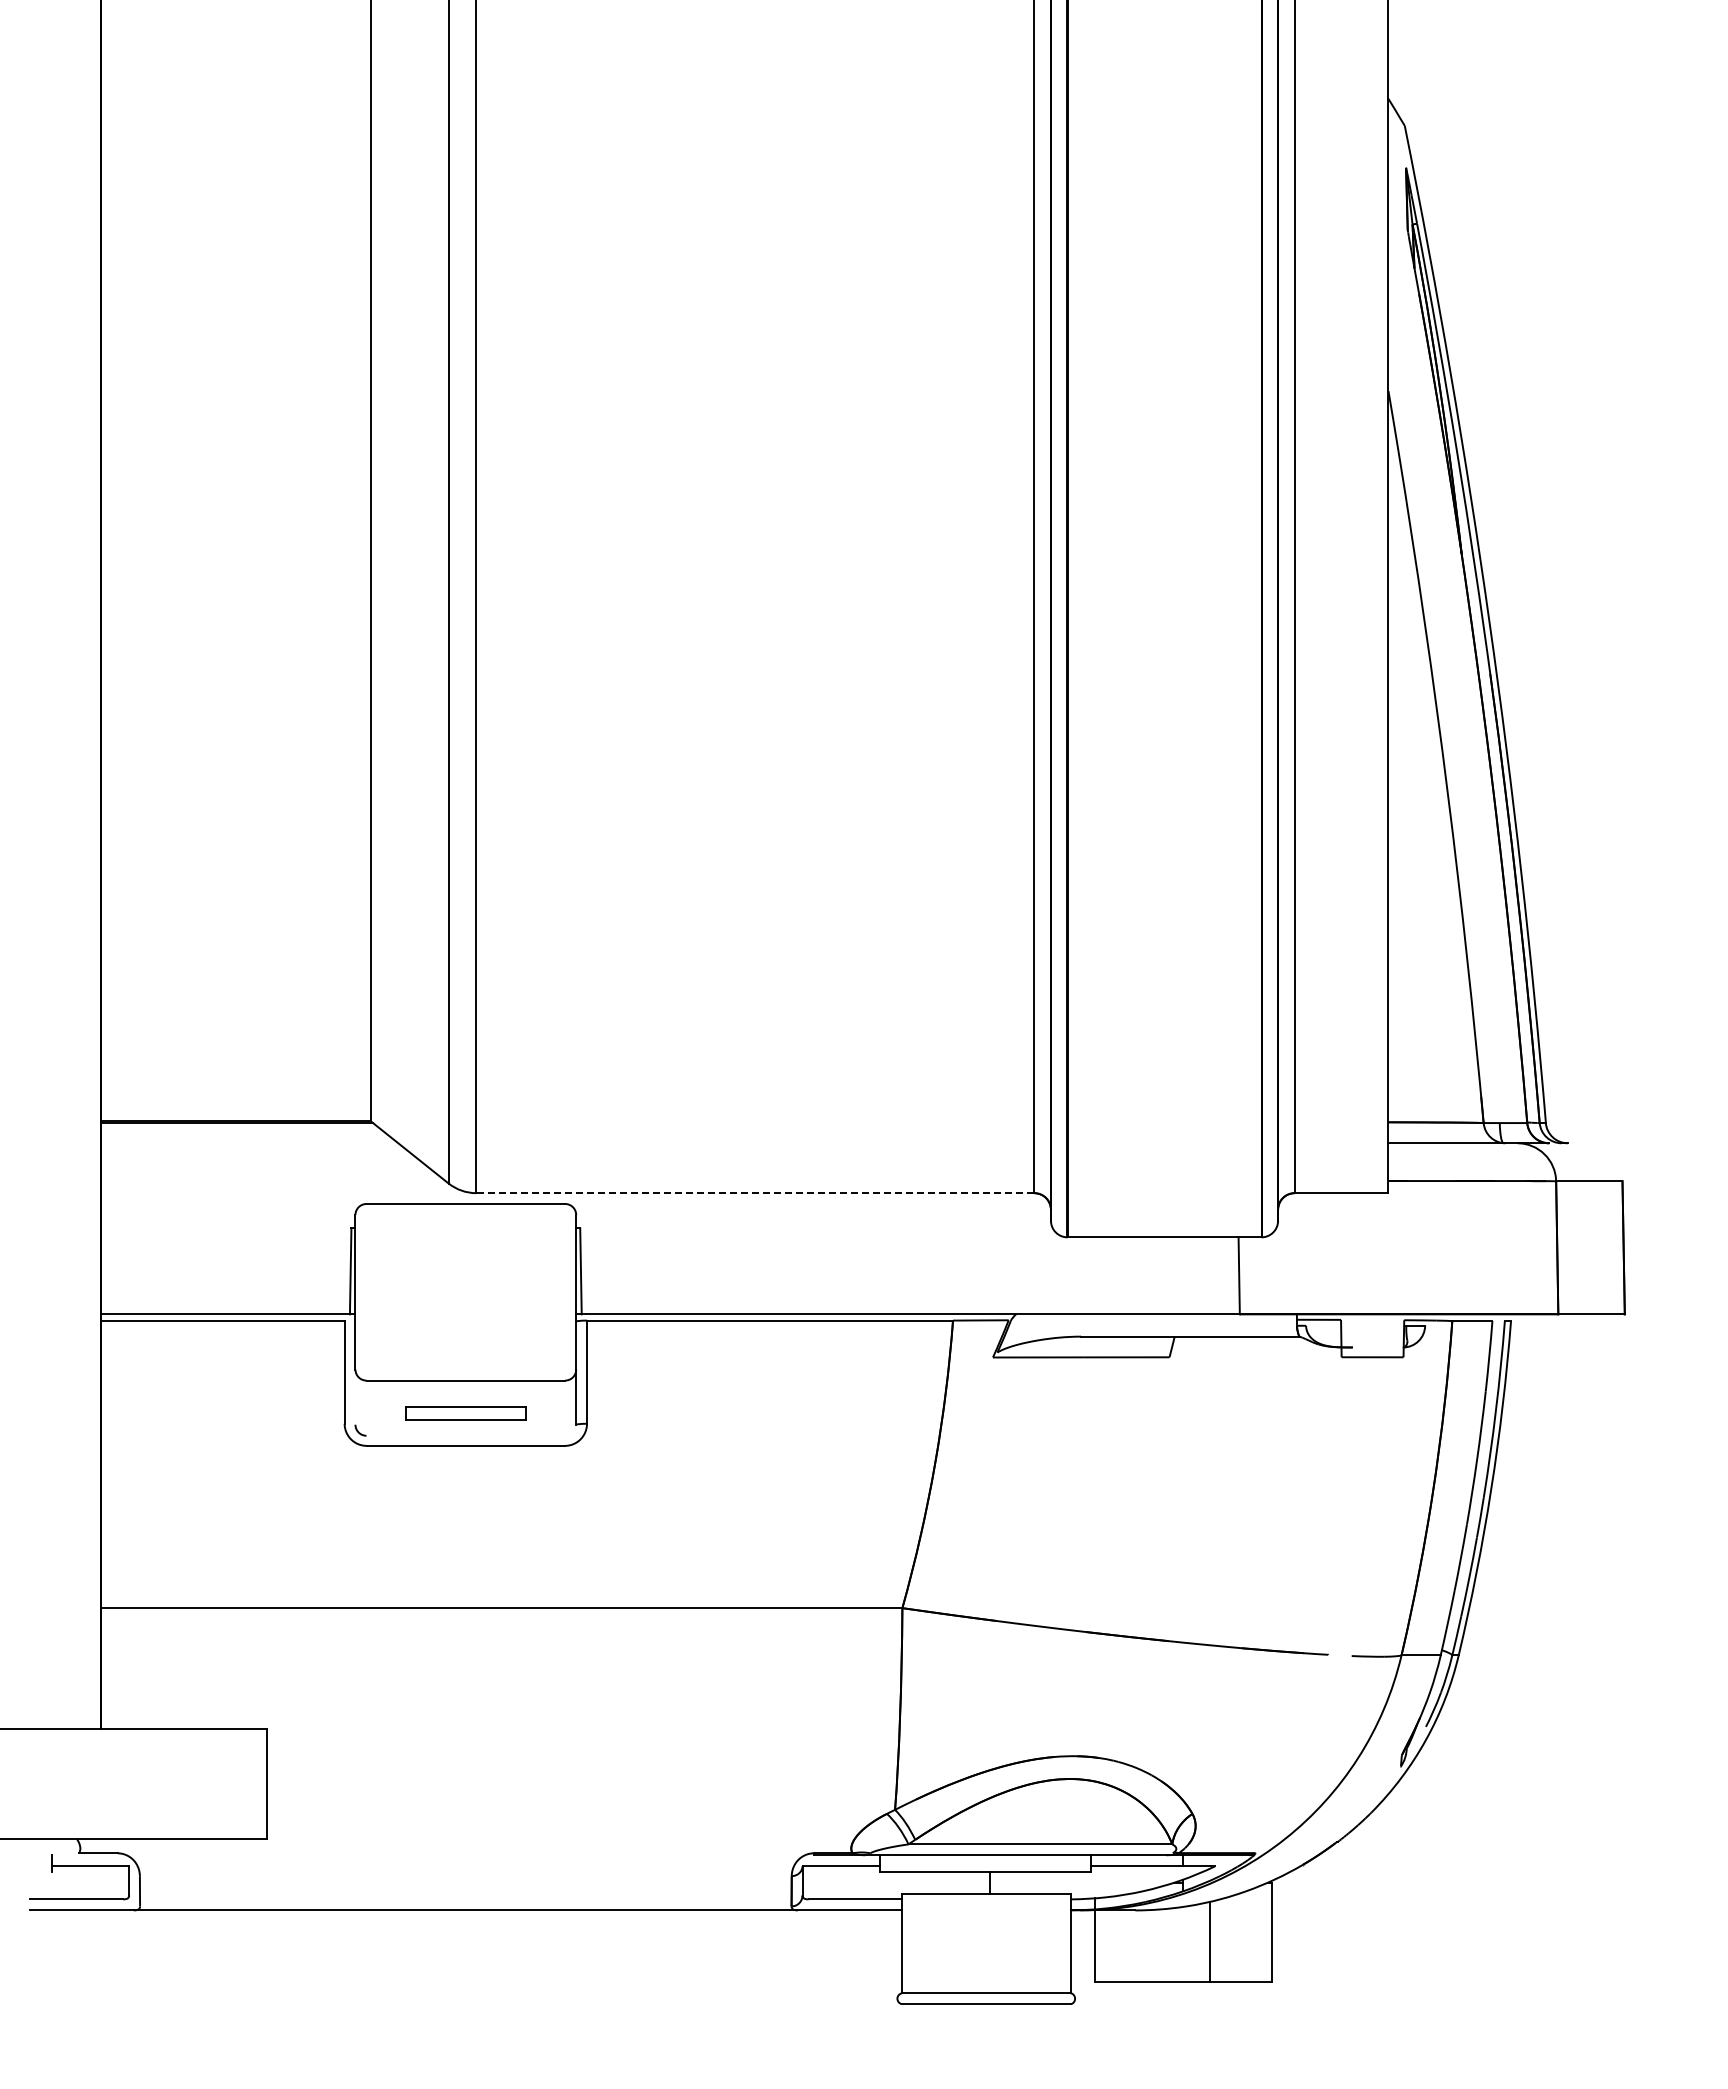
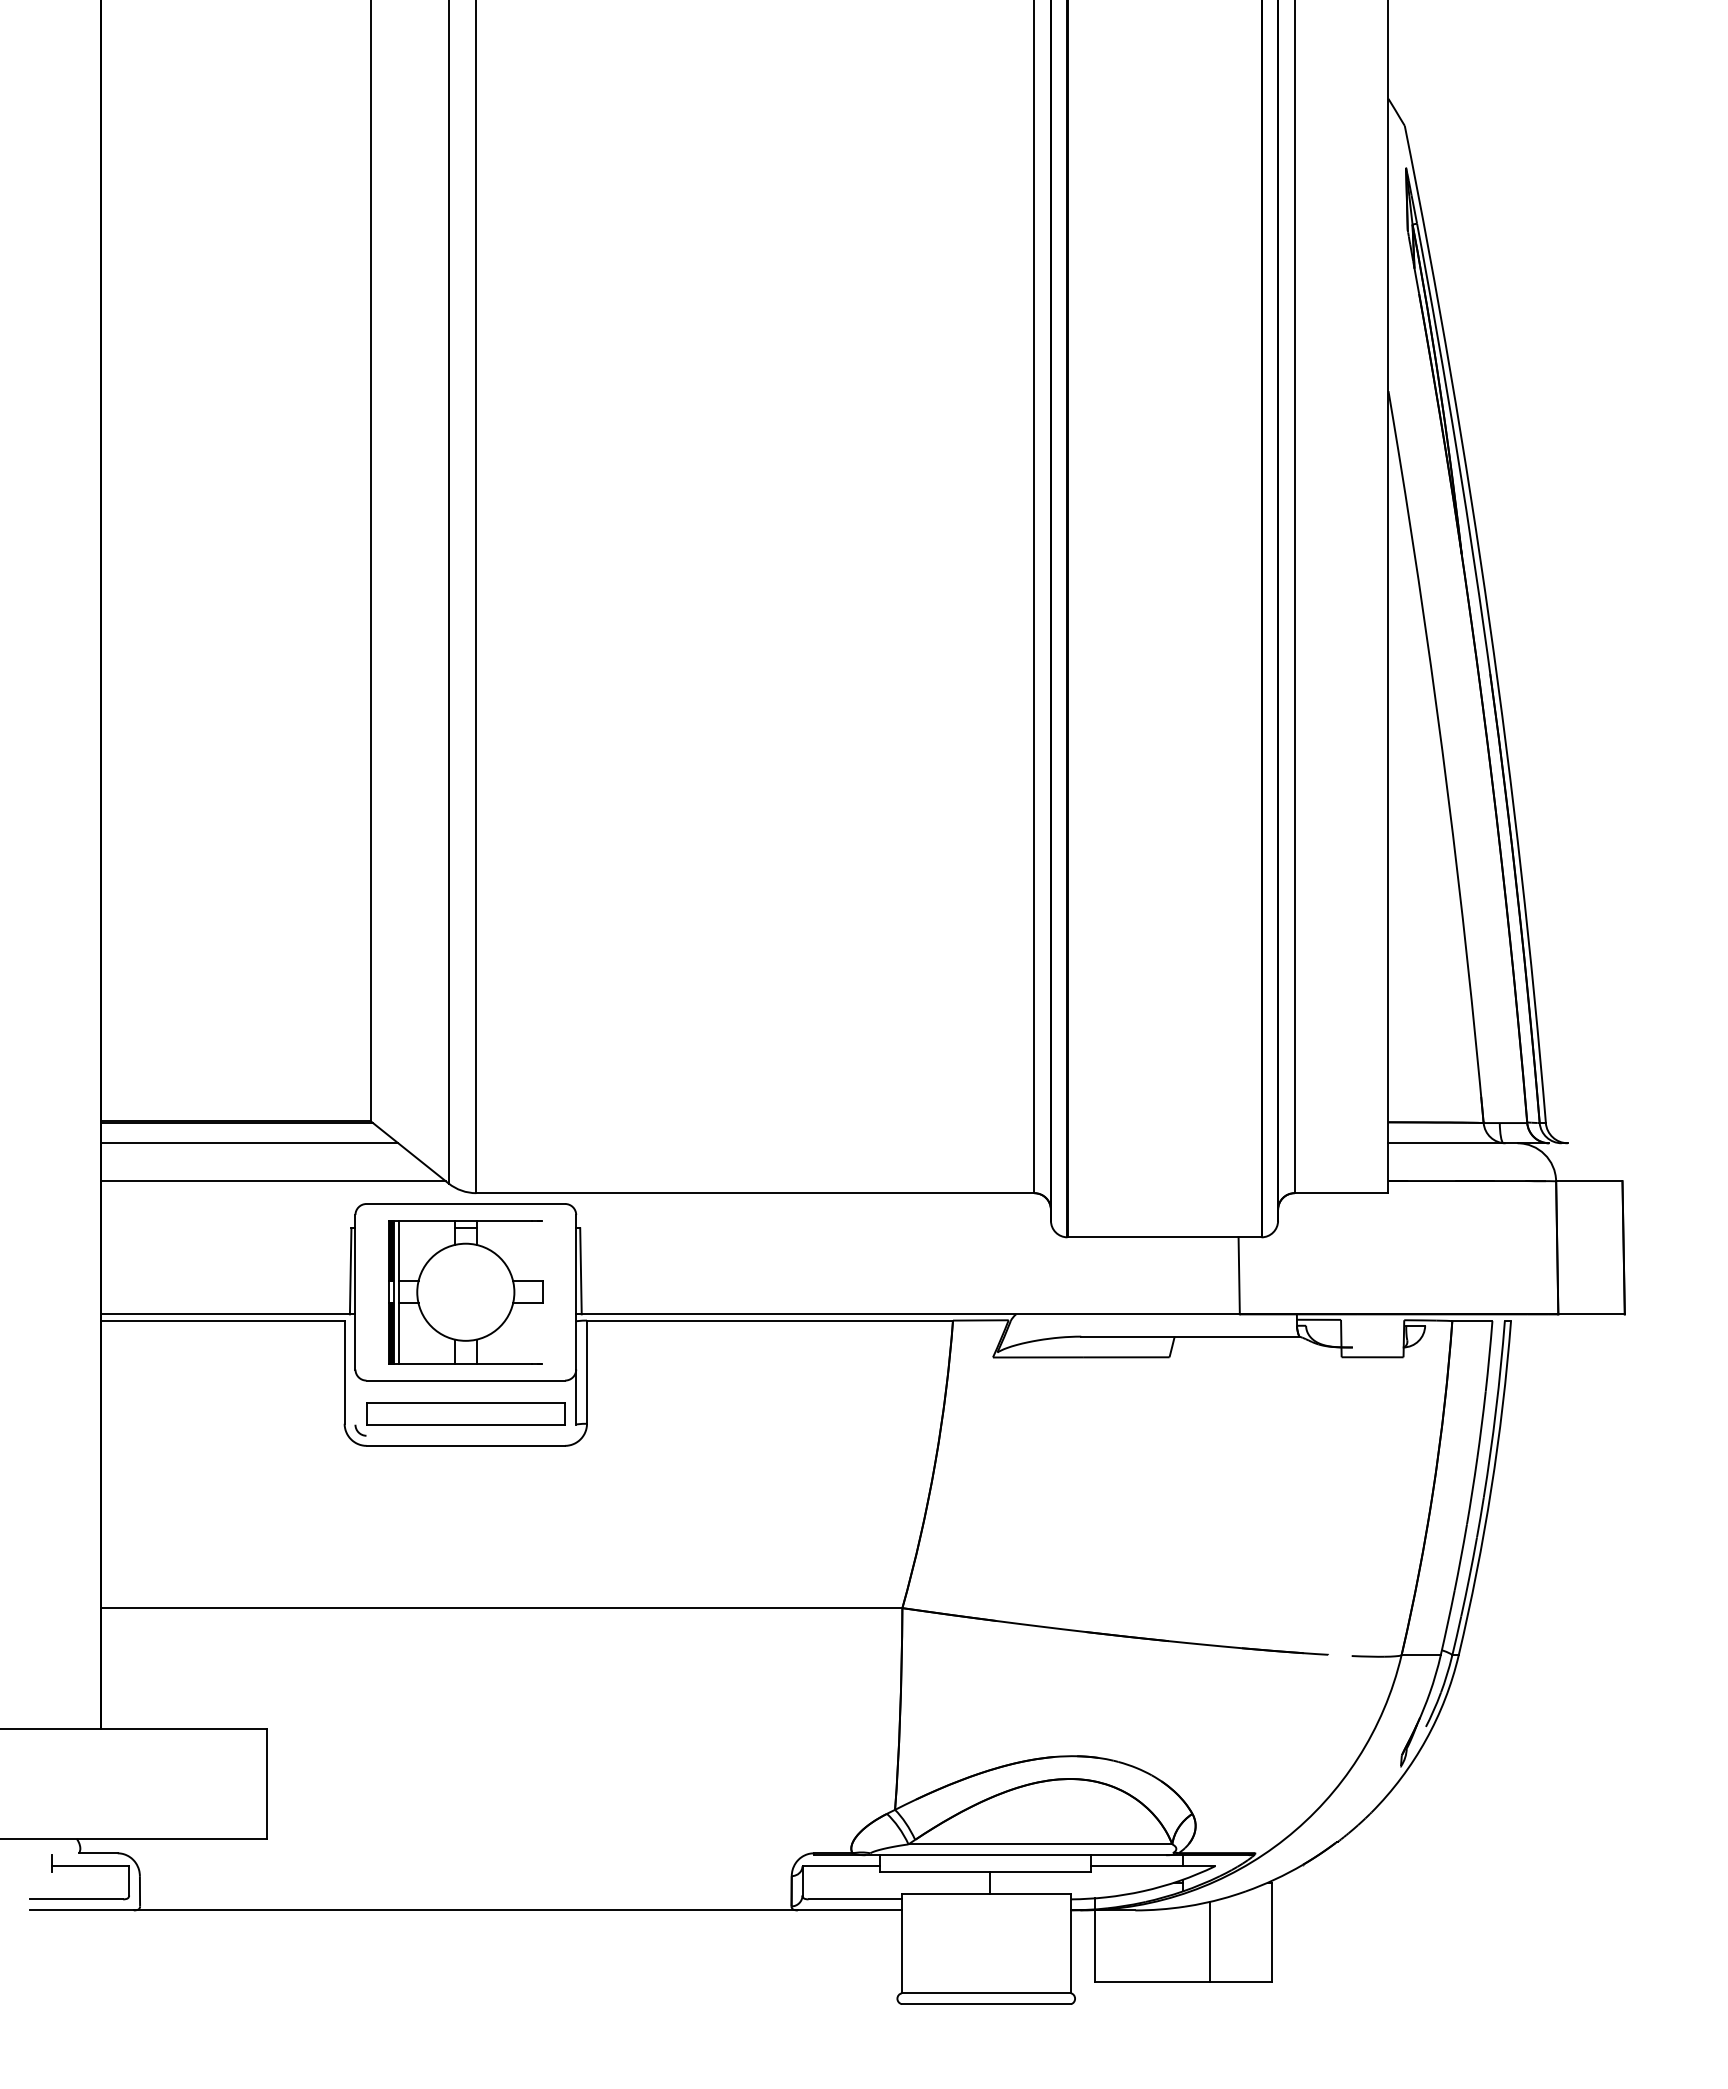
line: none -> present (249, 1143)
line: none -> present (273, 1181)
line: dashed -> solid (754, 1193)
part: none -> present (465, 1292)
part size: 122x15 px -> 200x24 px (465, 1413)
